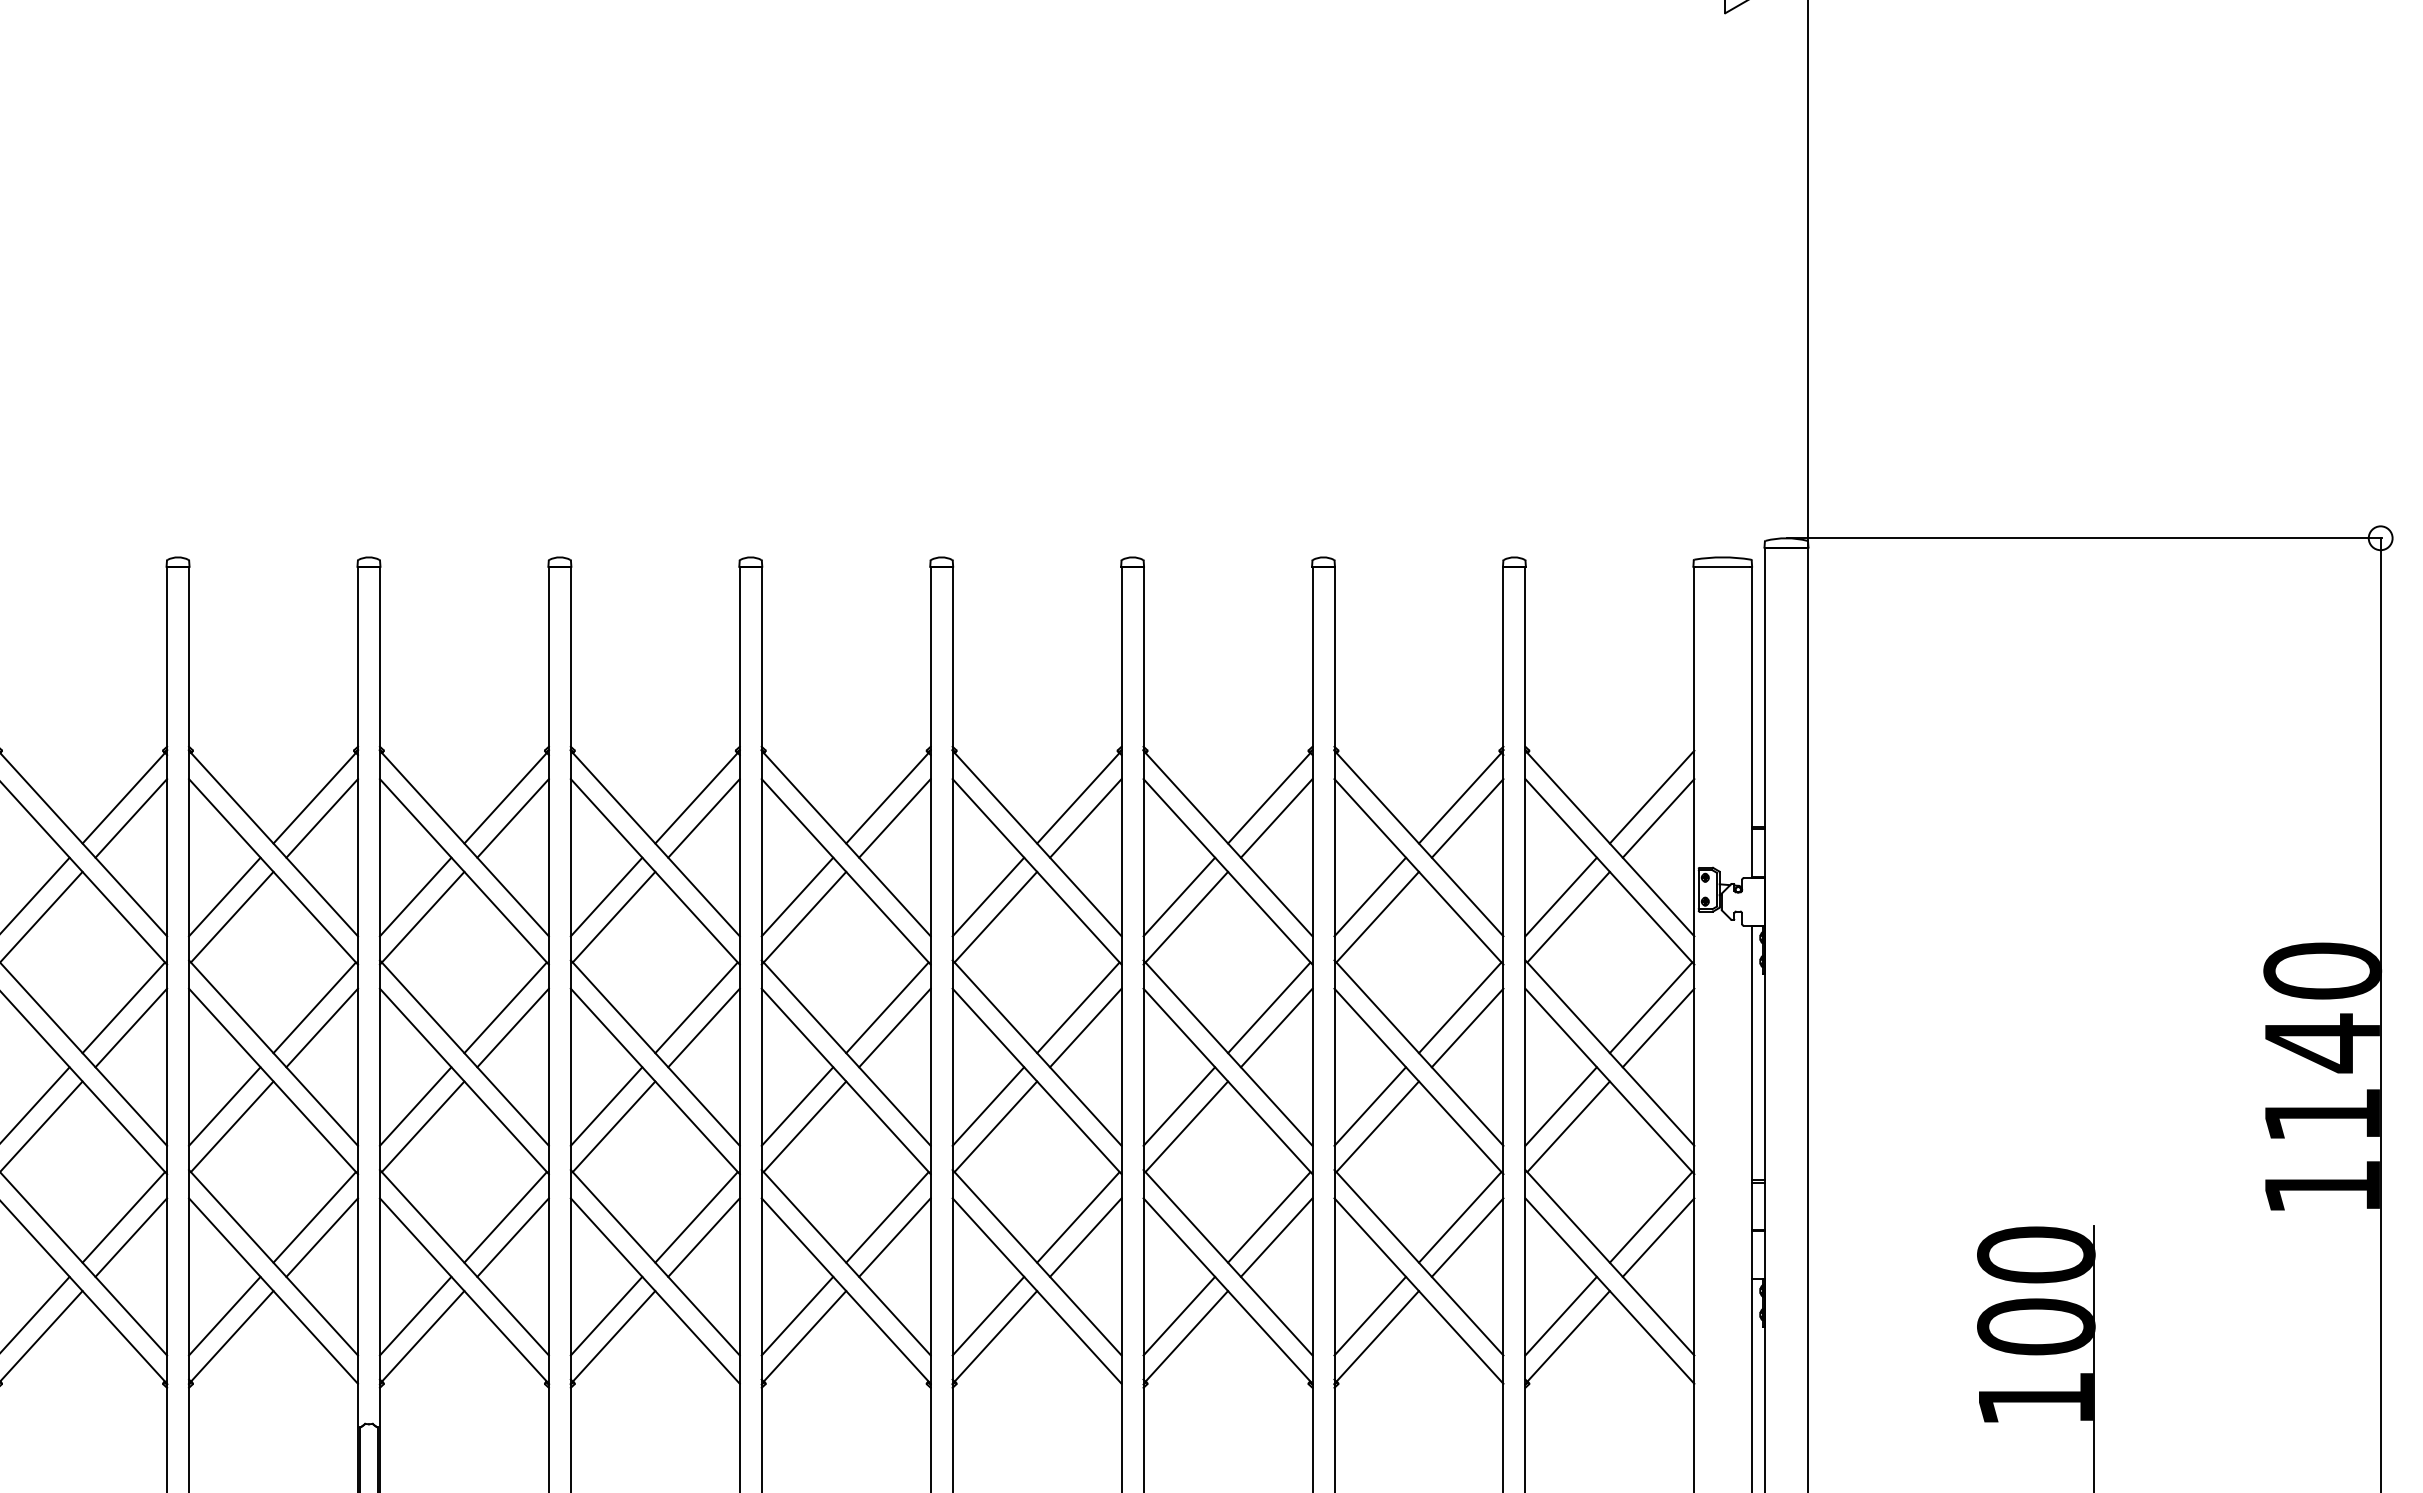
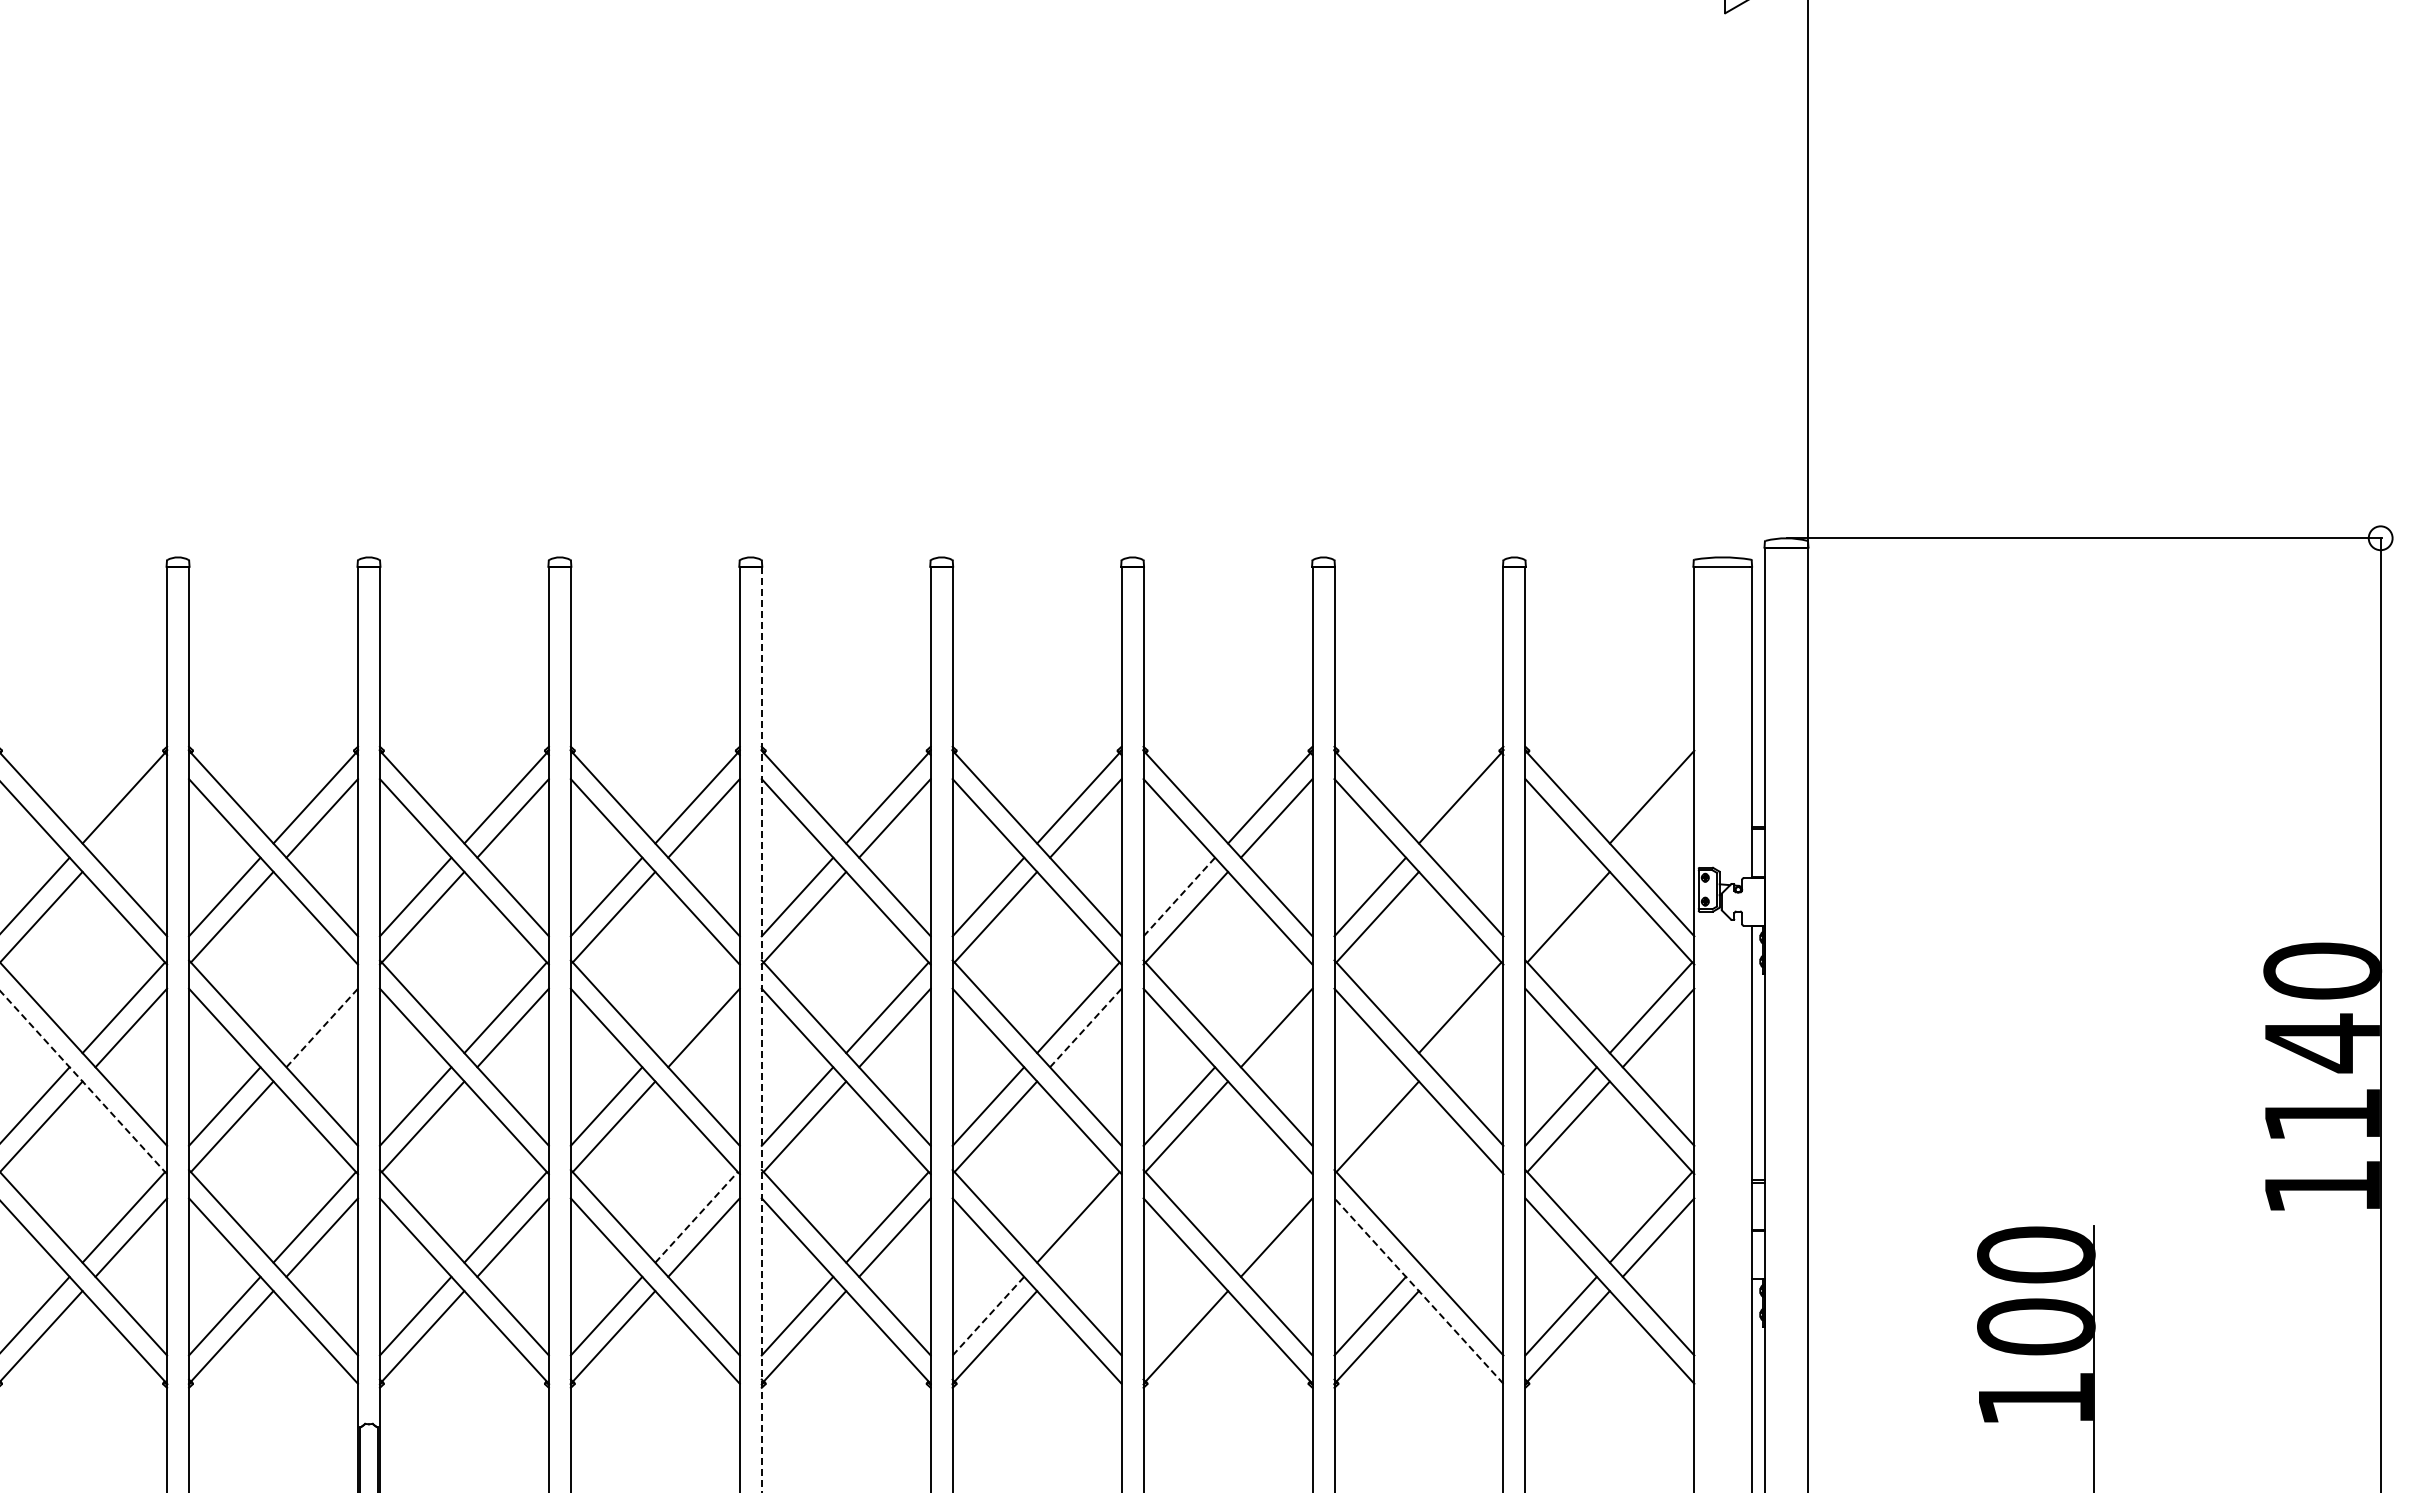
line: present -> none (131, 818)
line: present -> none (1467, 818)
line: present -> none (1658, 818)
line: solid -> dashed (1179, 896)
line: present -> none (1560, 896)
line: present -> none (314, 1007)
line: present -> none (696, 1007)
line: present -> none (1269, 1007)
line: solid -> dashed (322, 1027)
line: solid -> dashed (1086, 1027)
line: present -> none (1467, 1027)
line: solid -> dashed (761, 1029)
line: solid -> dashed (83, 1082)
line: present -> none (1369, 1106)
line: solid -> dashed (696, 1217)
line: present -> none (1269, 1217)
line: present -> none (1459, 1217)
line: present -> none (1085, 1237)
line: present -> none (1467, 1237)
line: solid -> dashed (1418, 1290)
line: solid -> dashed (988, 1315)
line: present -> none (1179, 1315)
